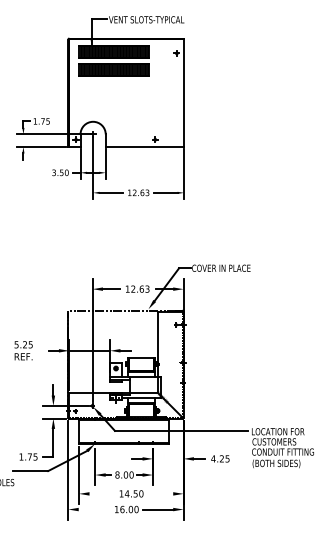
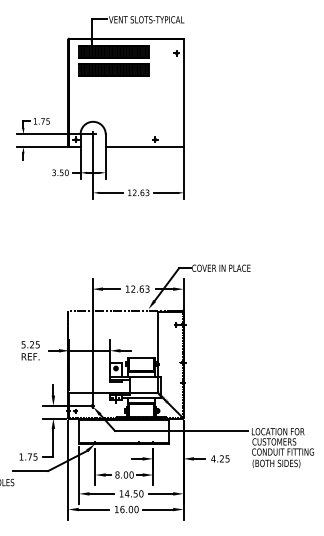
text position: (23, 350) -> (30, 350) (30, 350)
line: none -> present (101, 493)
line: none -> present (161, 493)
line: none -> present (93, 509)
